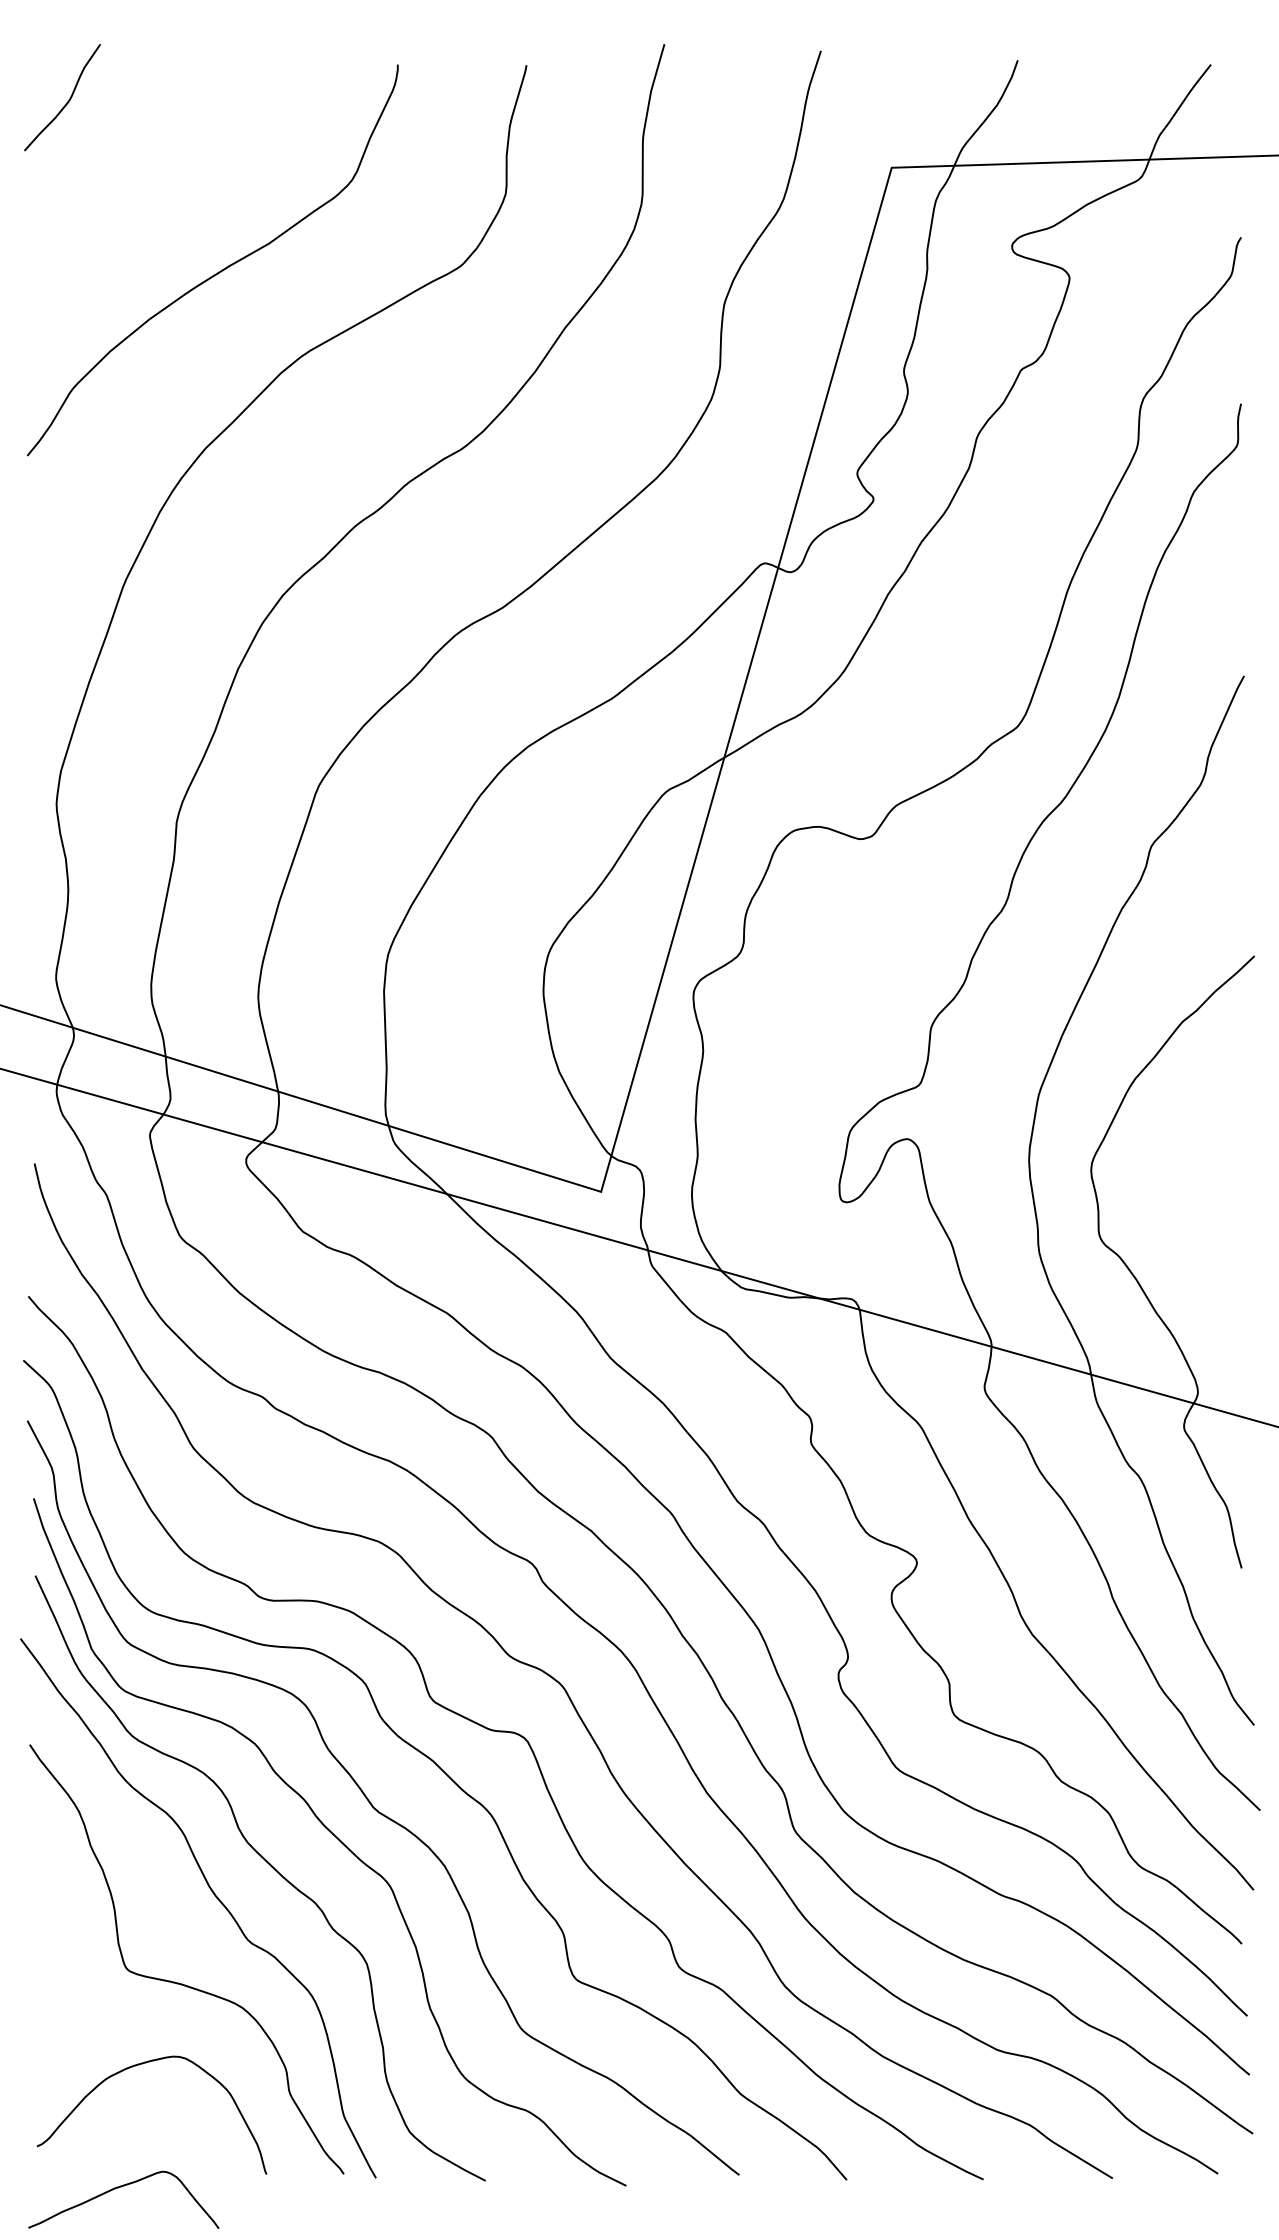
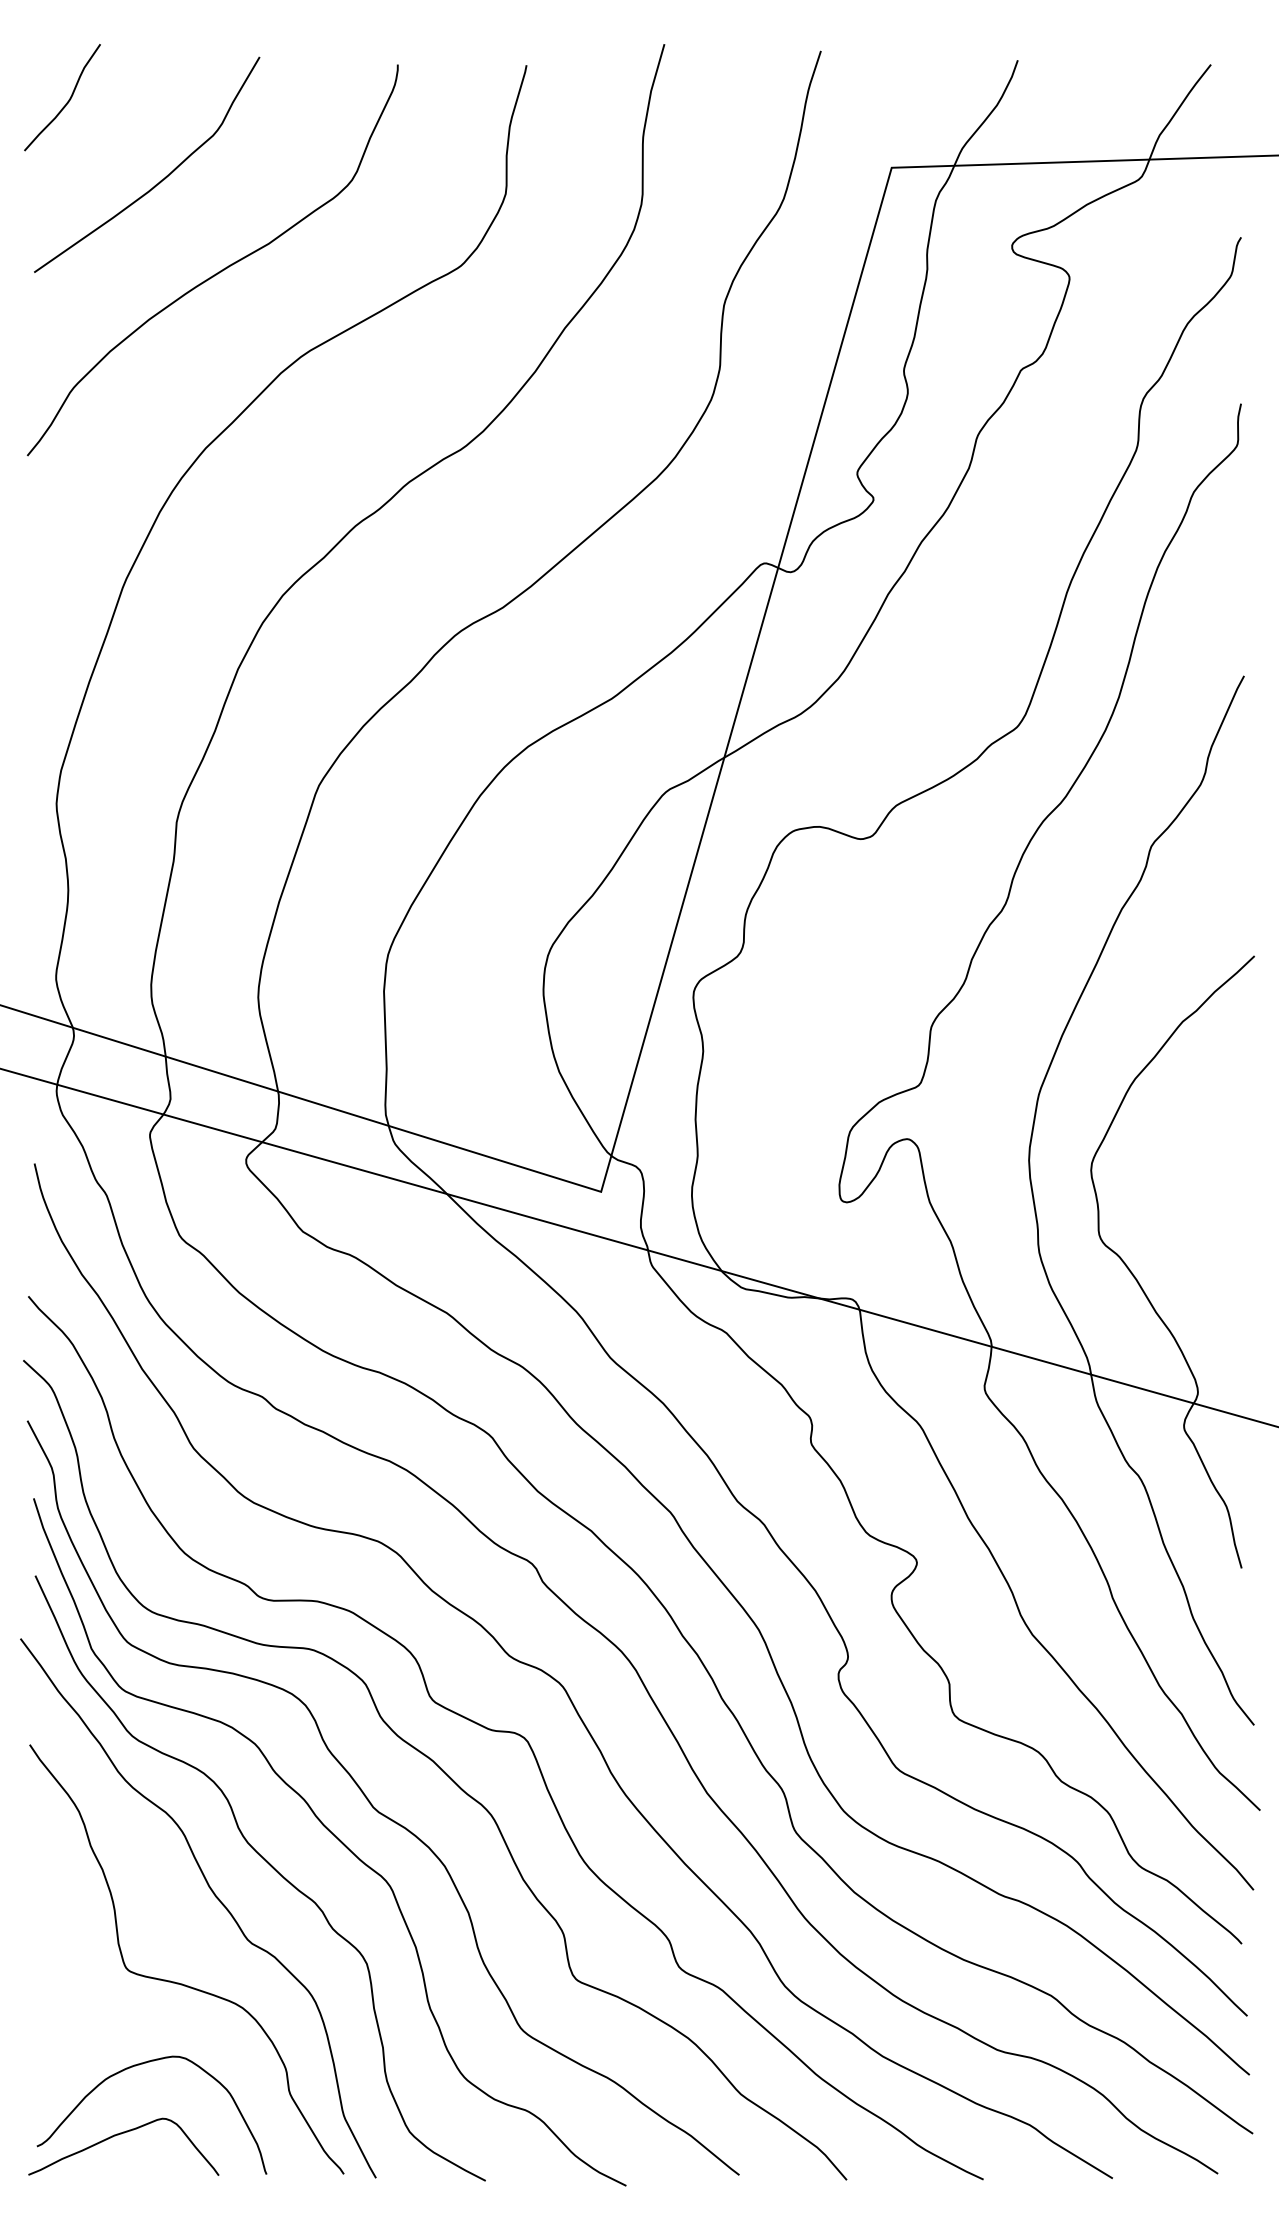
curve: none -> present (161, 179)
curve position: (118, 2188) -> (118, 2135) (118, 2135)
